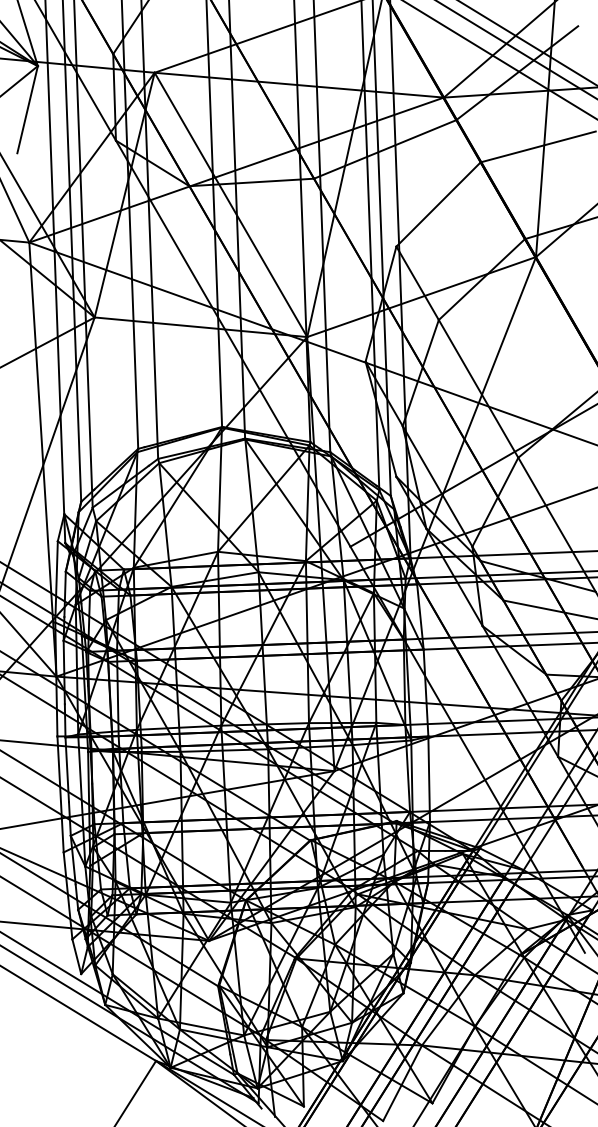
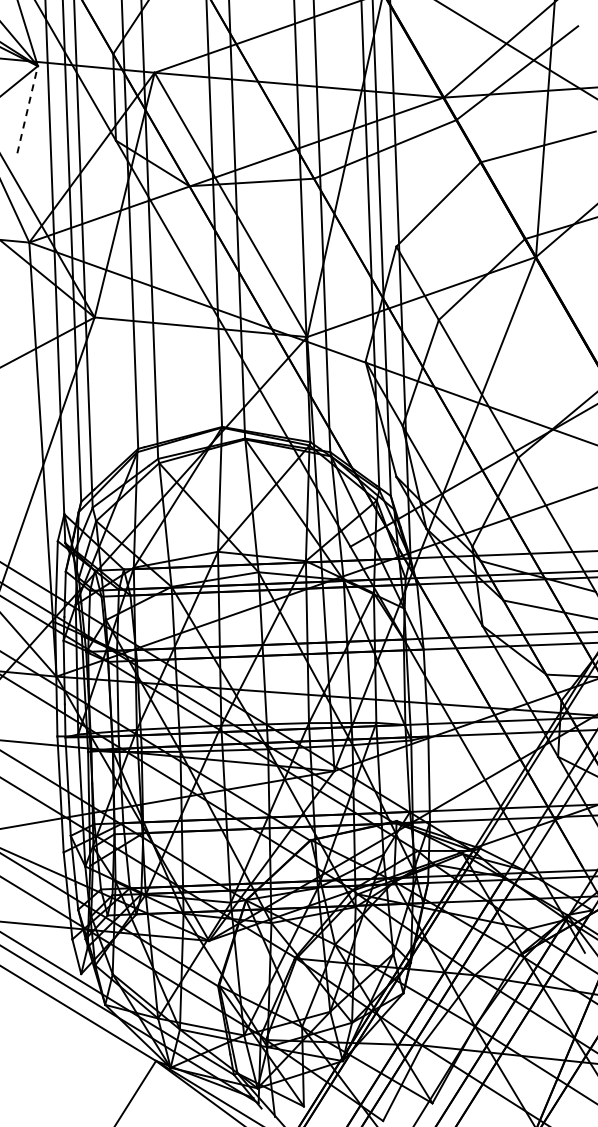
line: present -> none (527, 43)
line: present -> none (499, 59)
line: solid -> dashed (27, 109)
